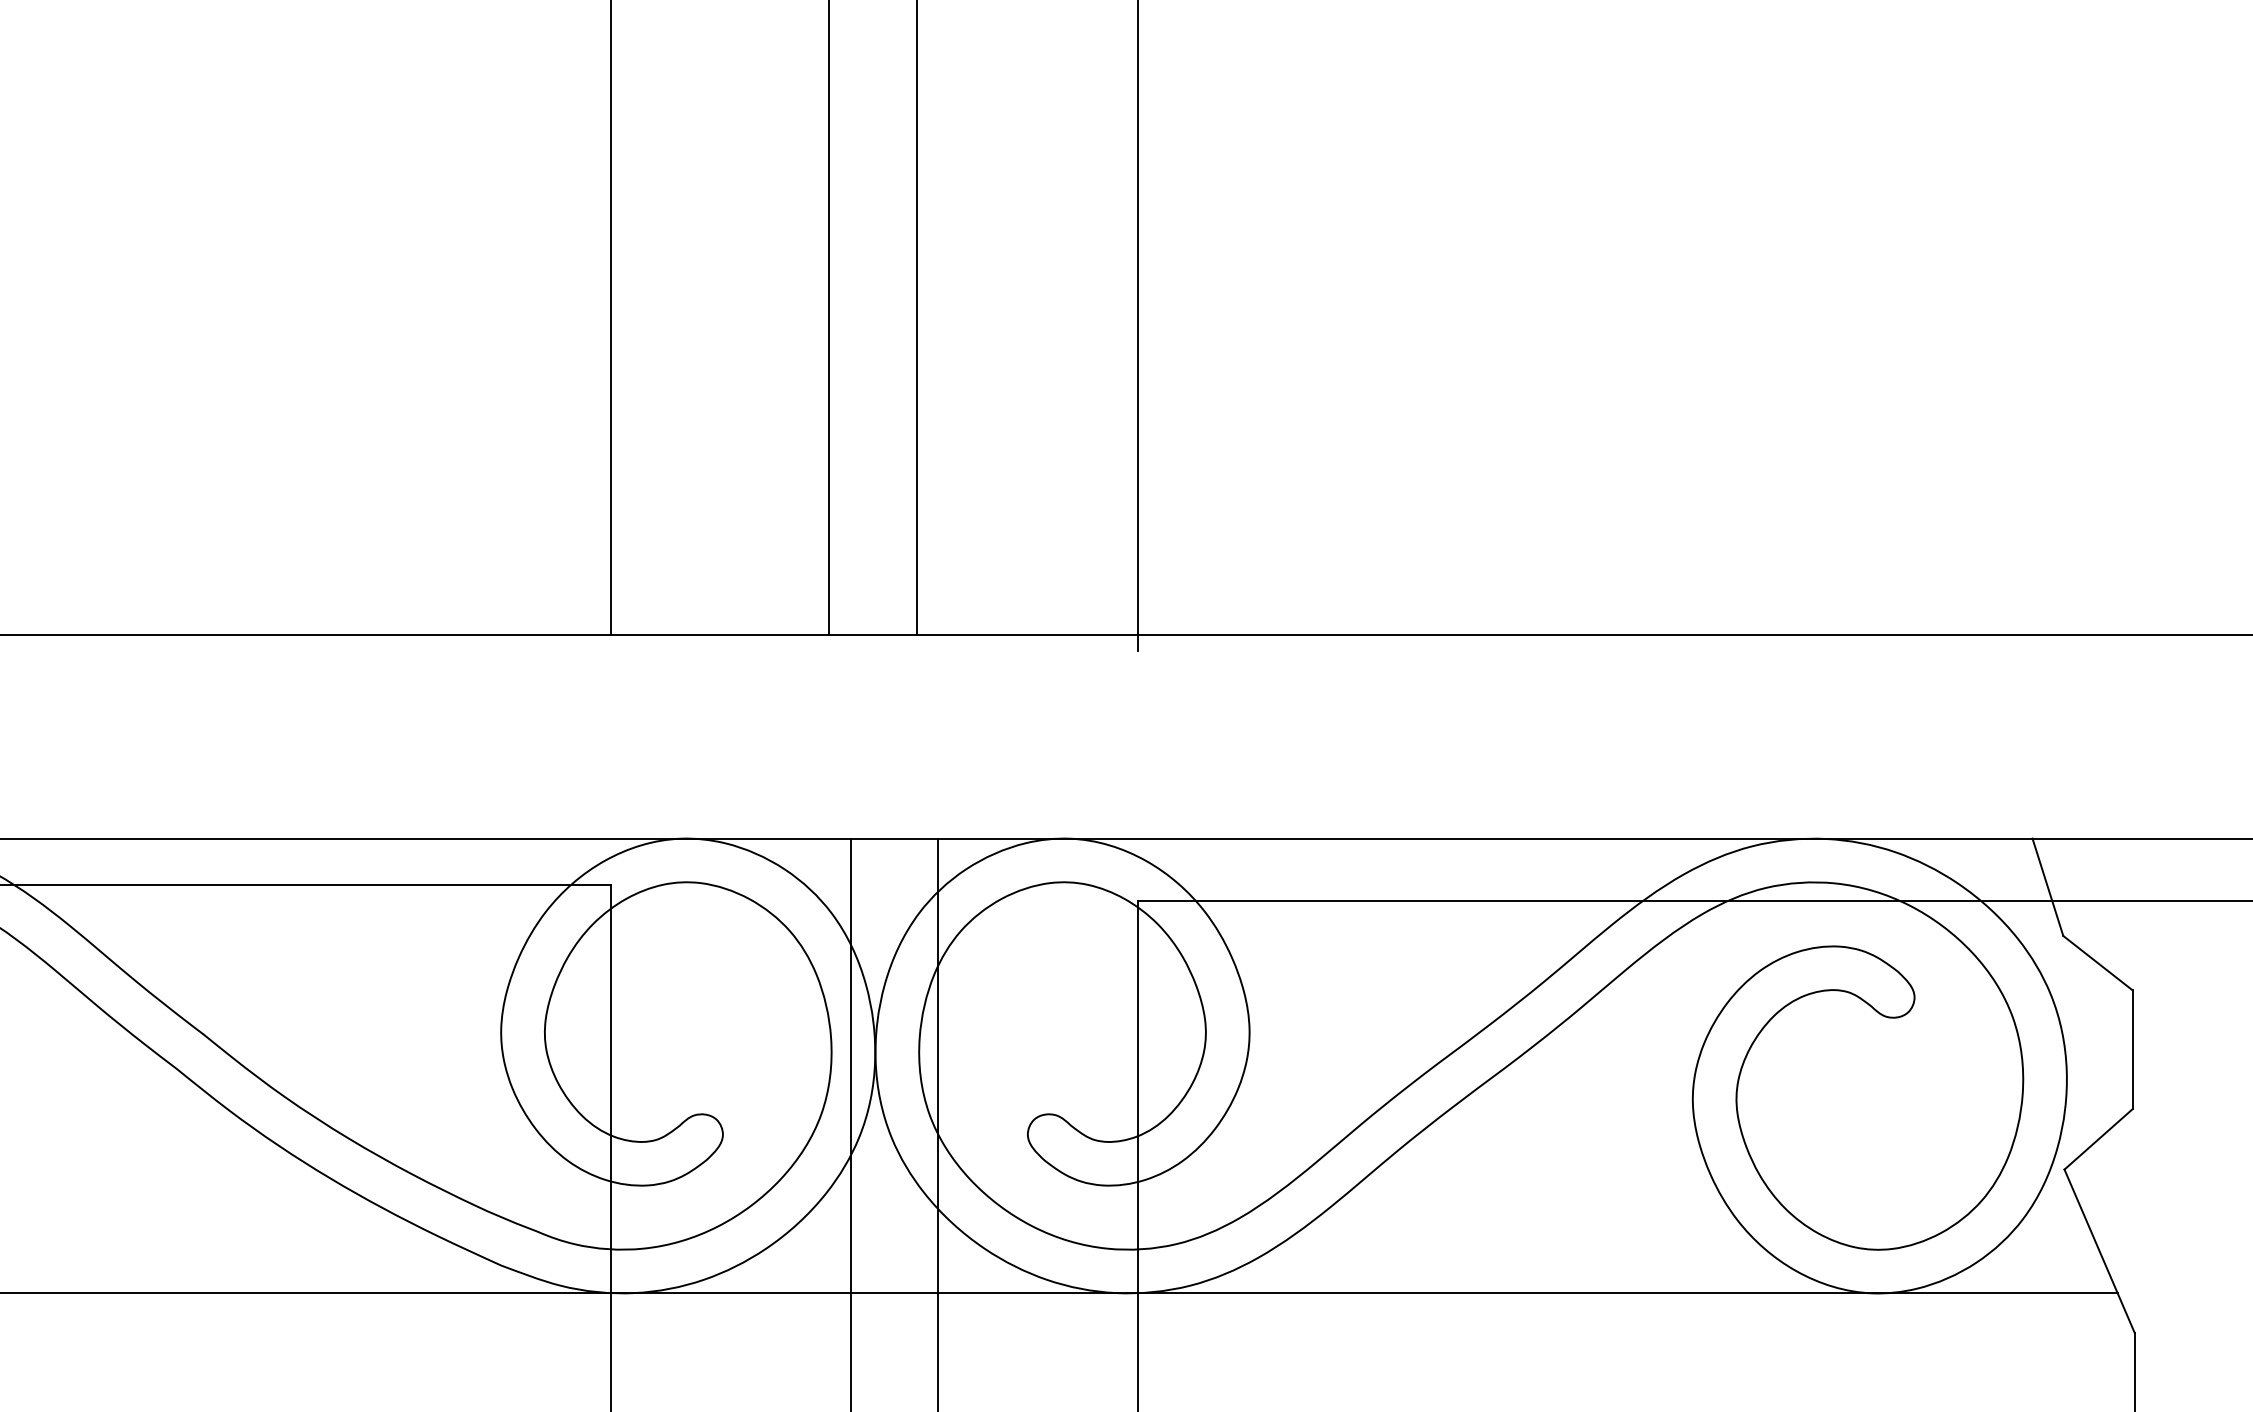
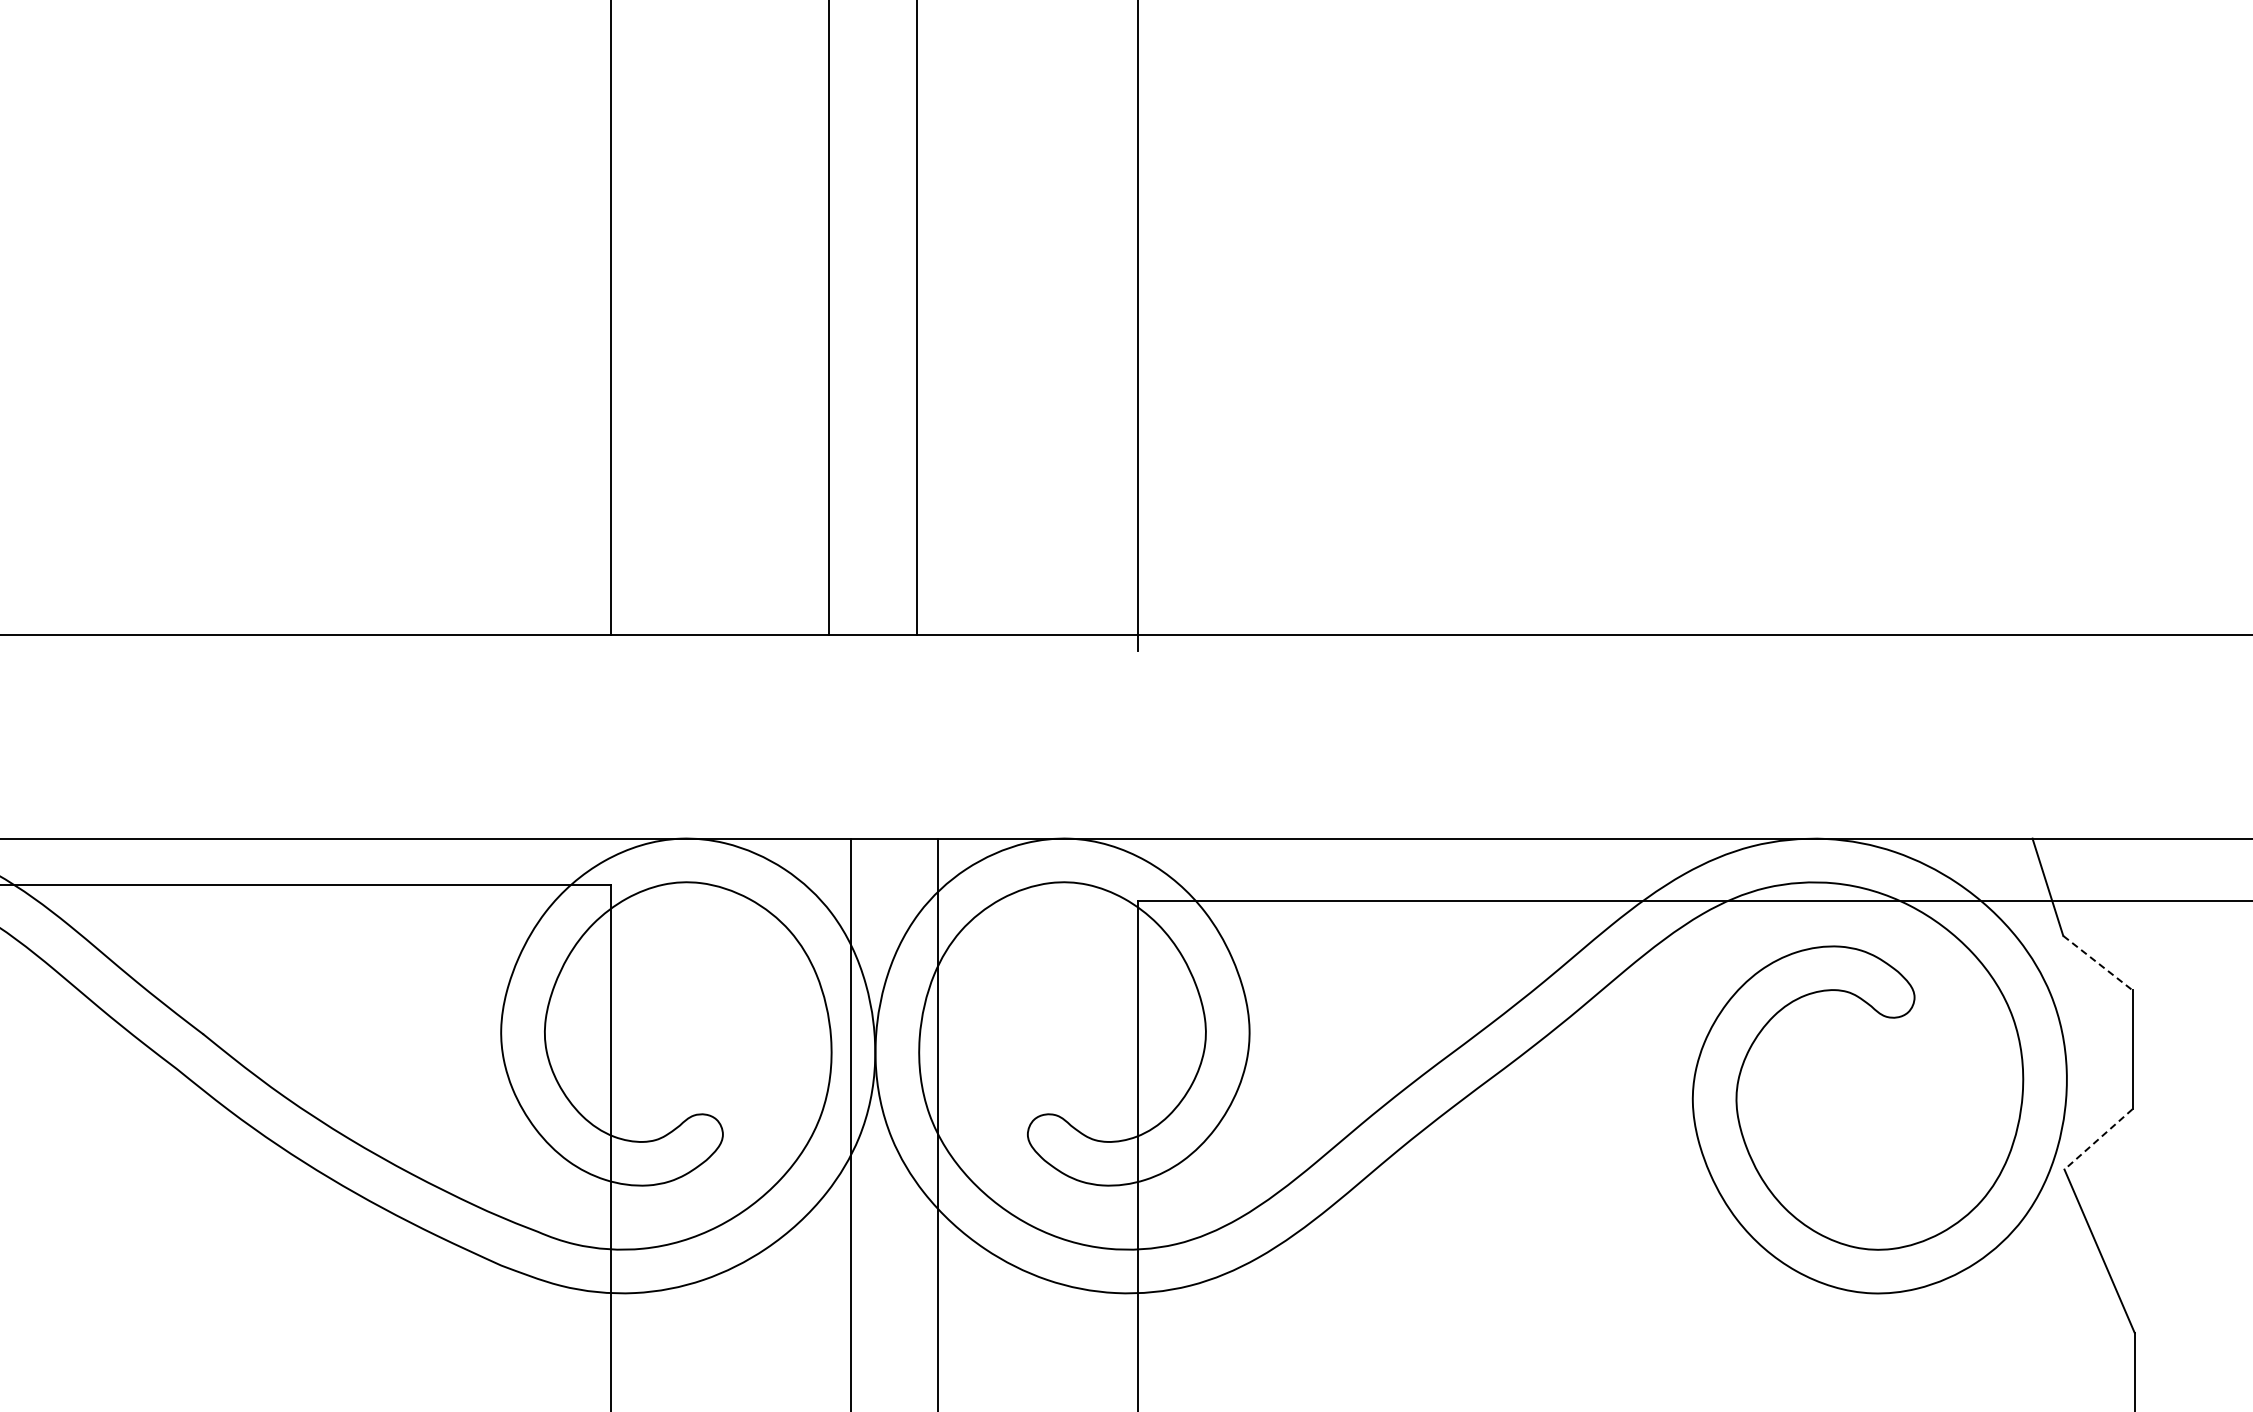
line: solid -> dashed (2098, 963)
line: solid -> dashed (2098, 1139)
line: present -> none (1059, 1293)
